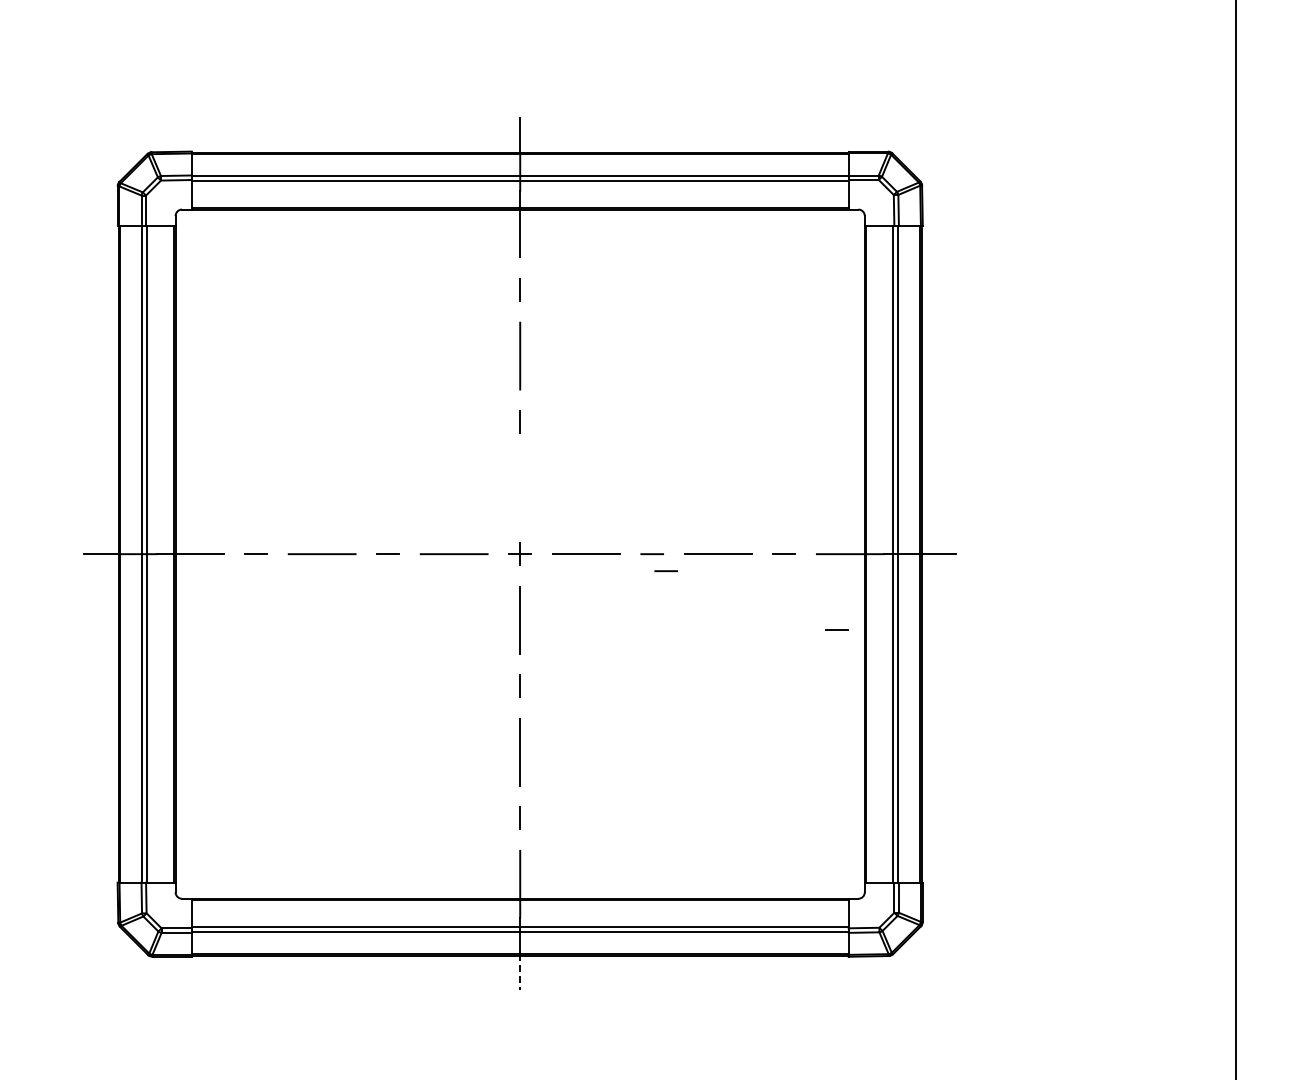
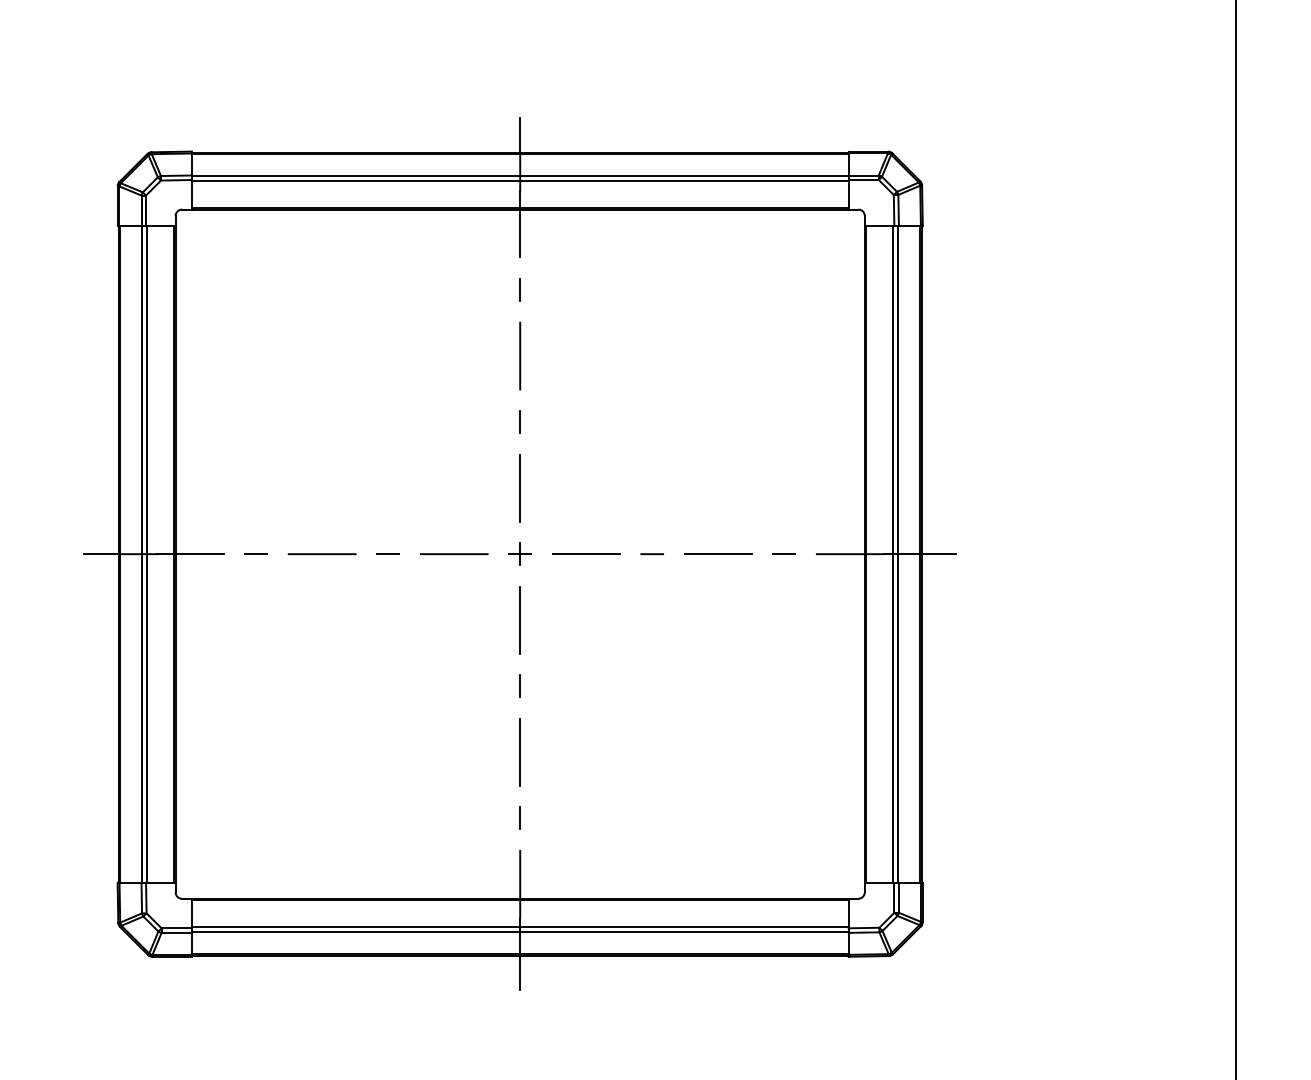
line: none -> present (520, 487)
line: present -> none (665, 571)
line: present -> none (836, 629)
line: dashed -> solid (520, 972)
